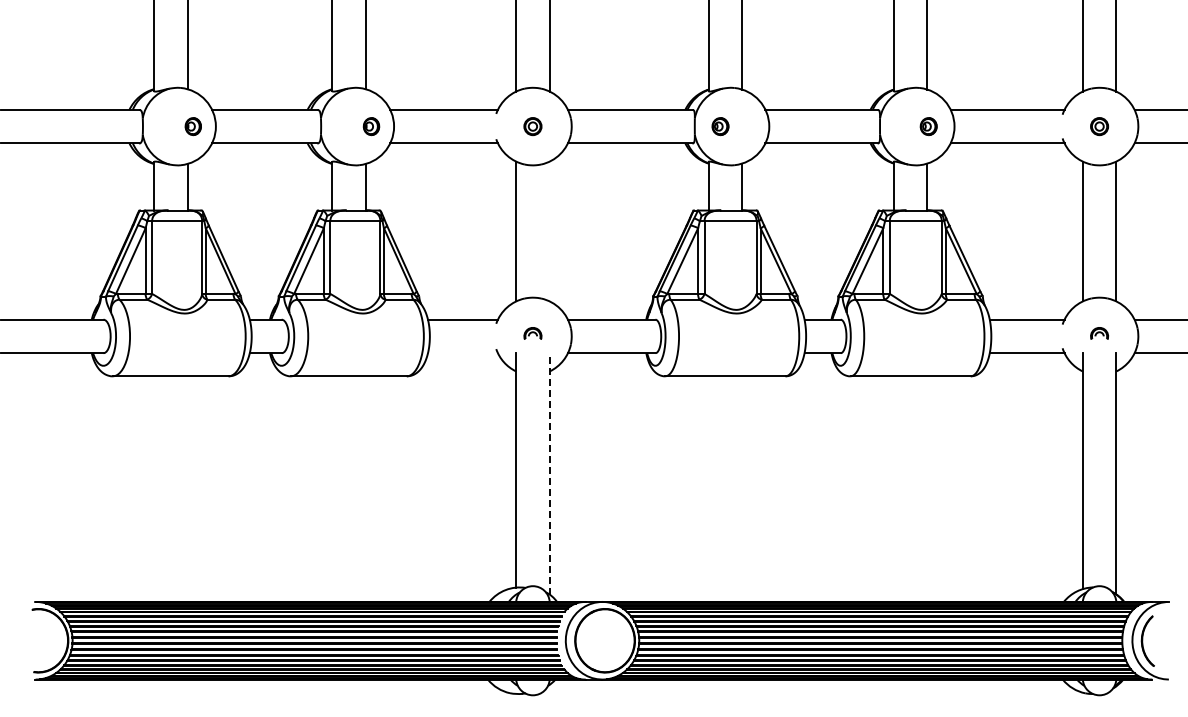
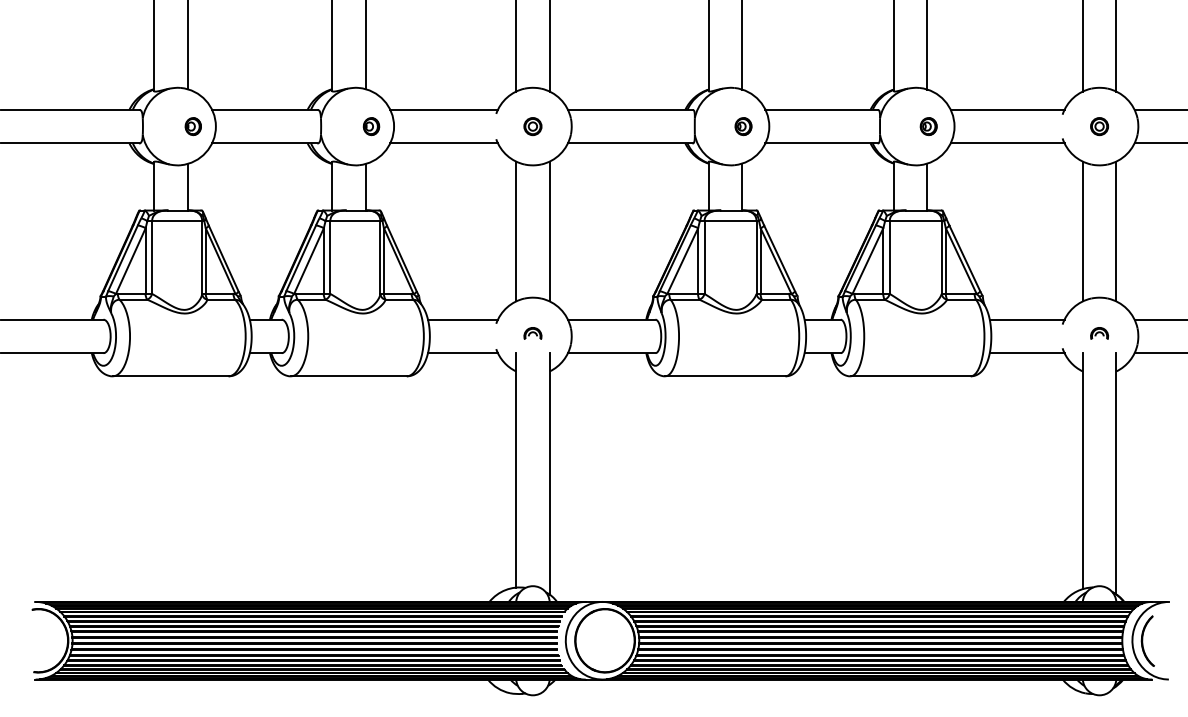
part position: (720, 126) -> (743, 126) (743, 126)
line: none -> present (549, 231)
line: none -> present (462, 353)
line: dashed -> solid (549, 473)
